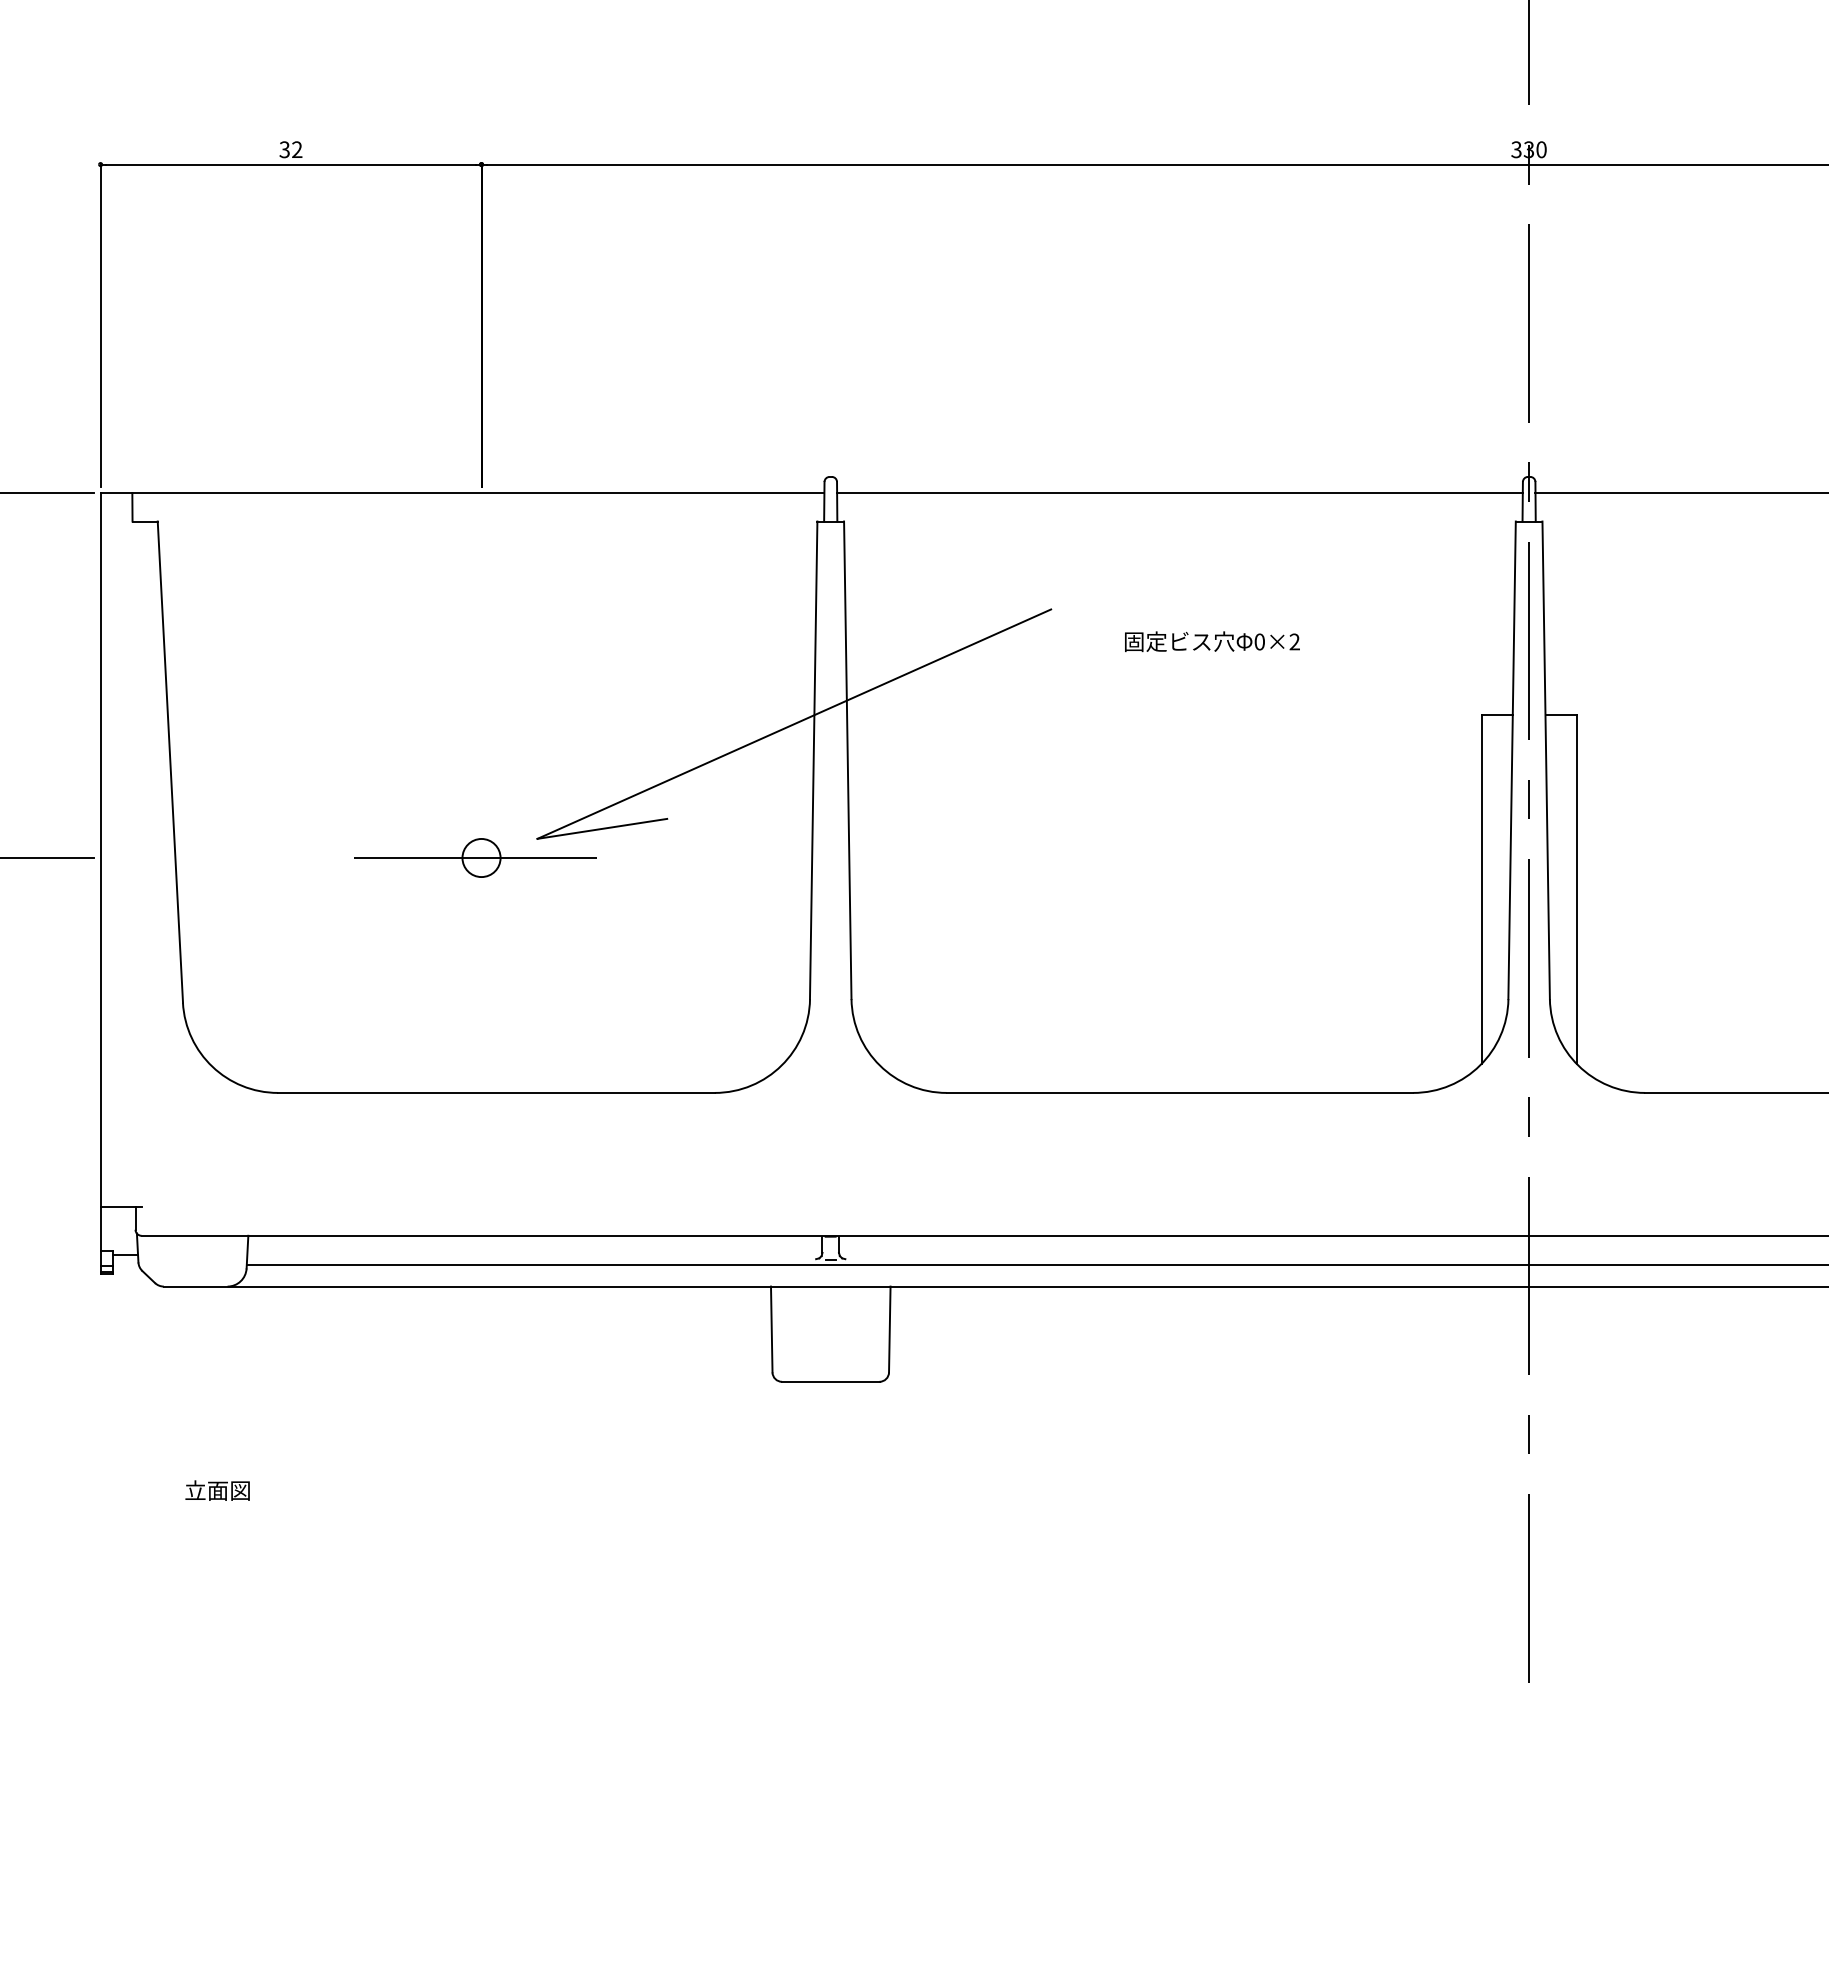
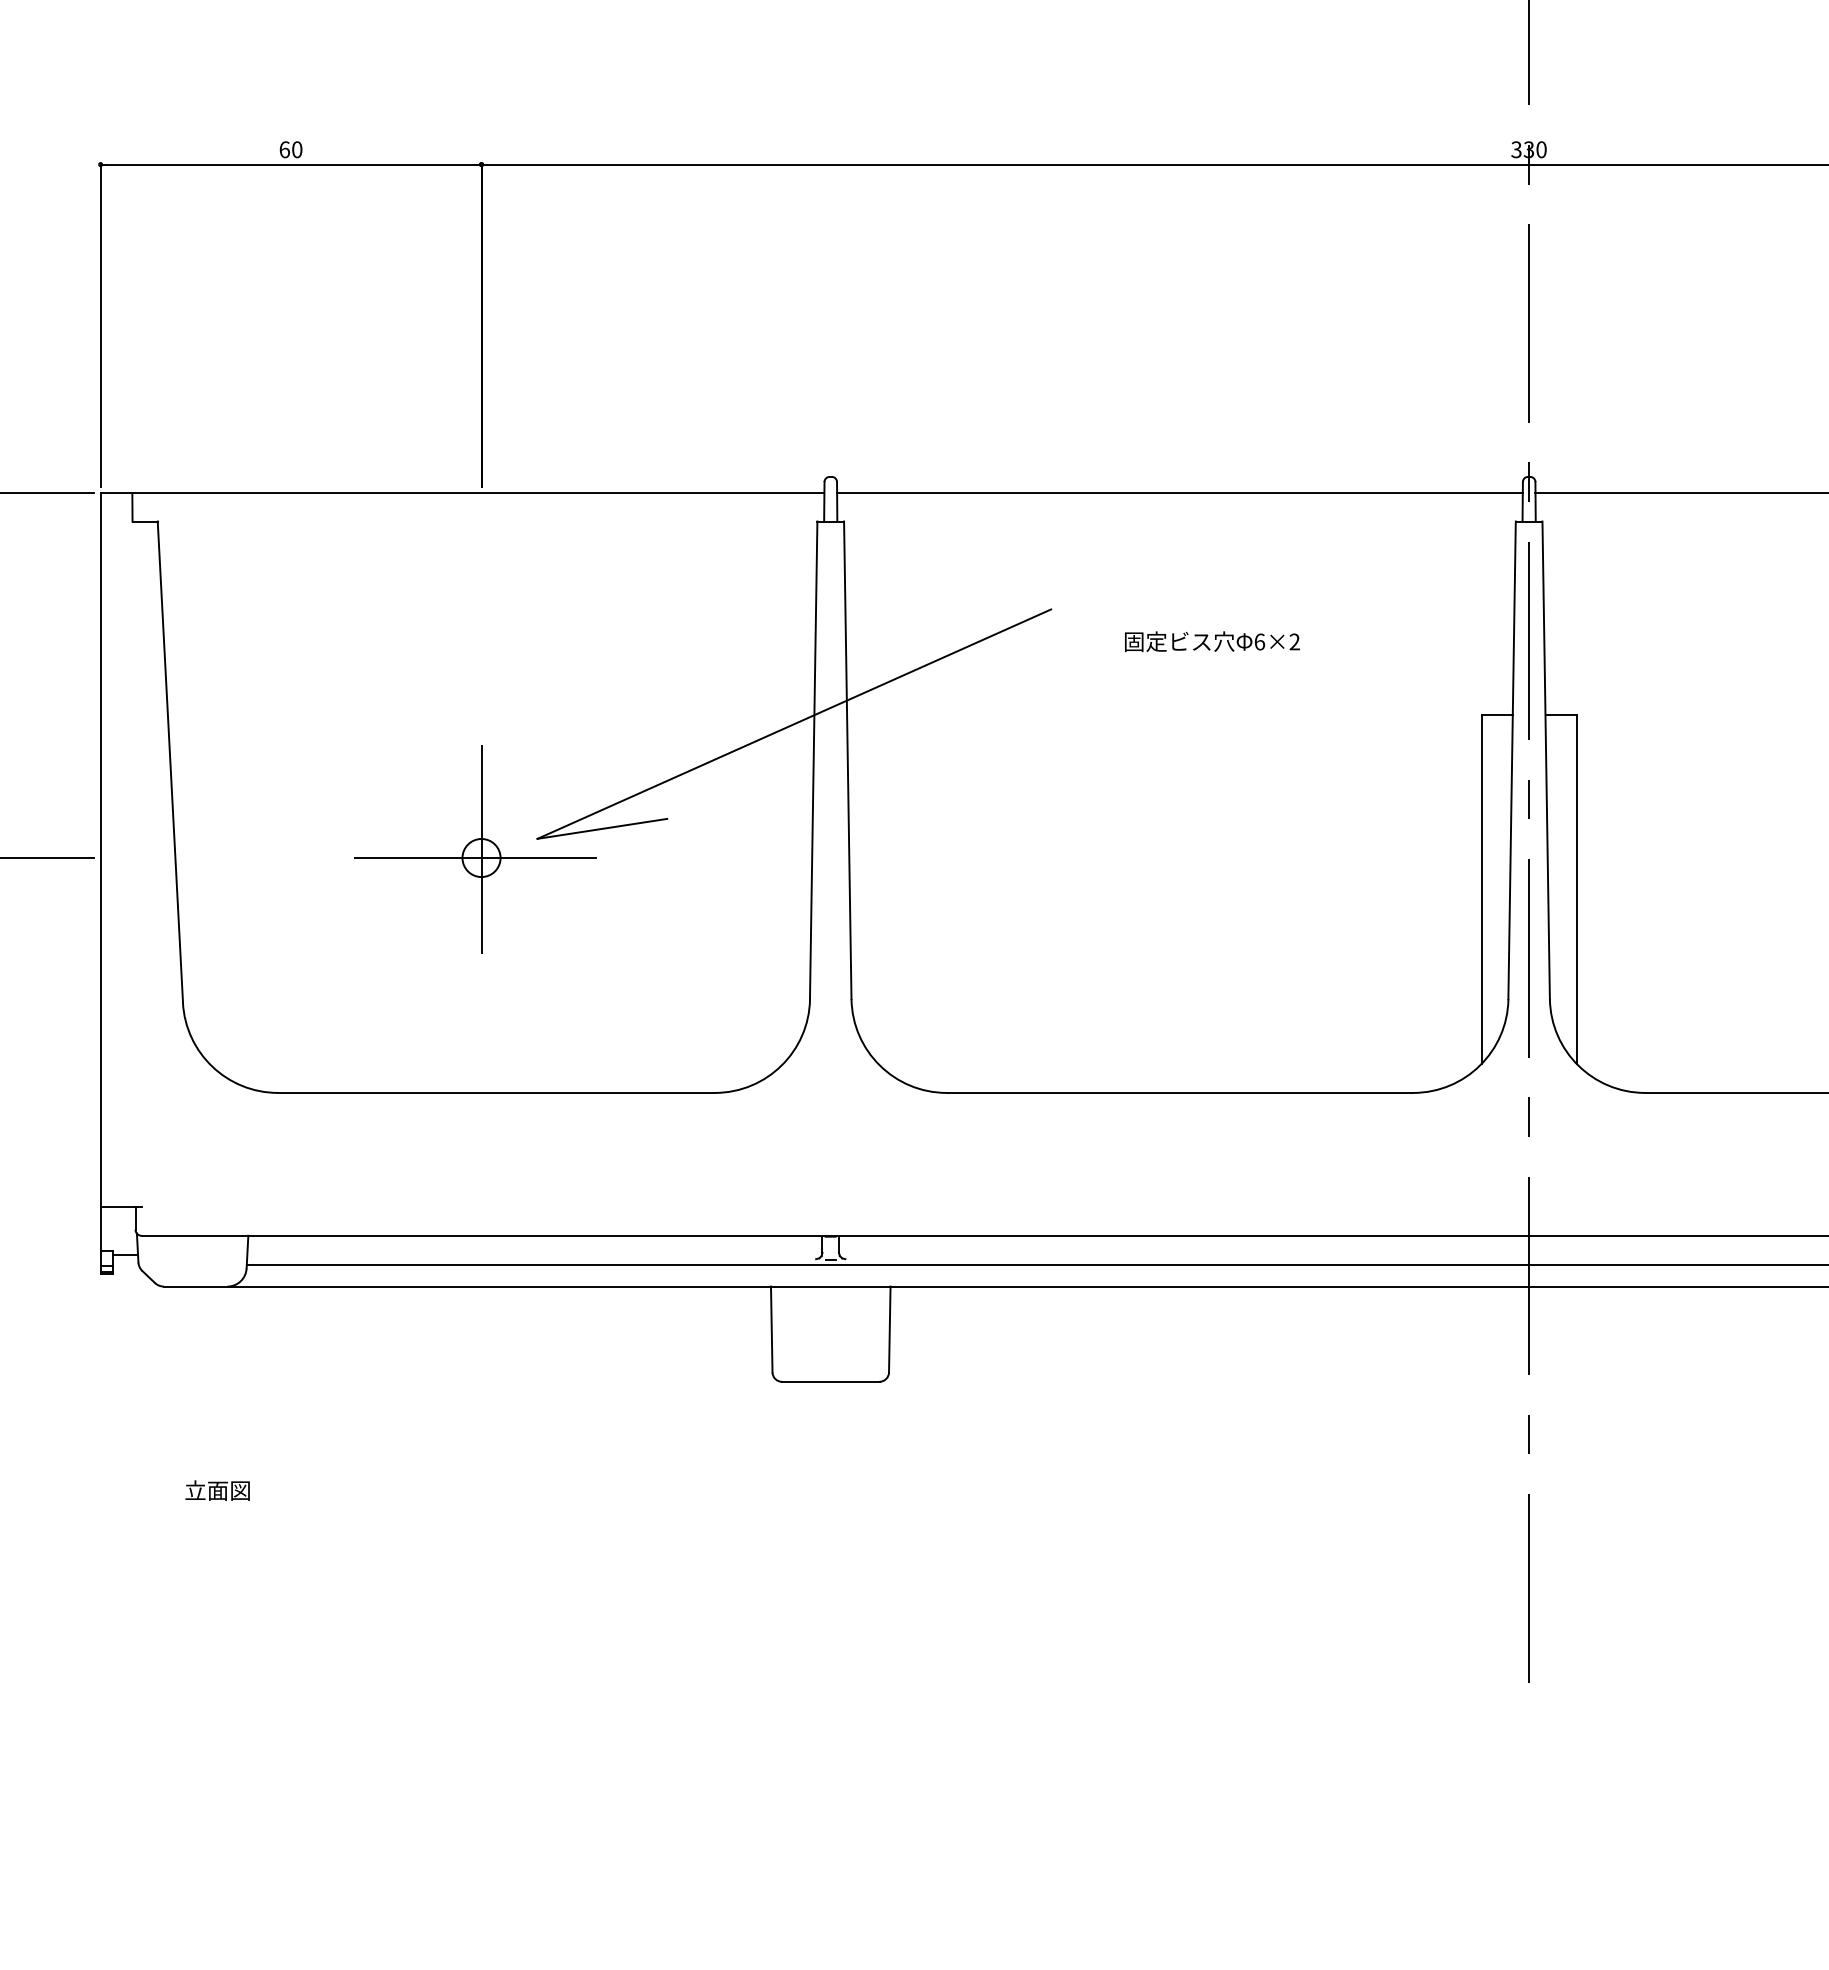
text: 32 -> 60 (290, 149)
text: 0×2 -> 6×2 (1259, 641)
line: none -> present (481, 849)
